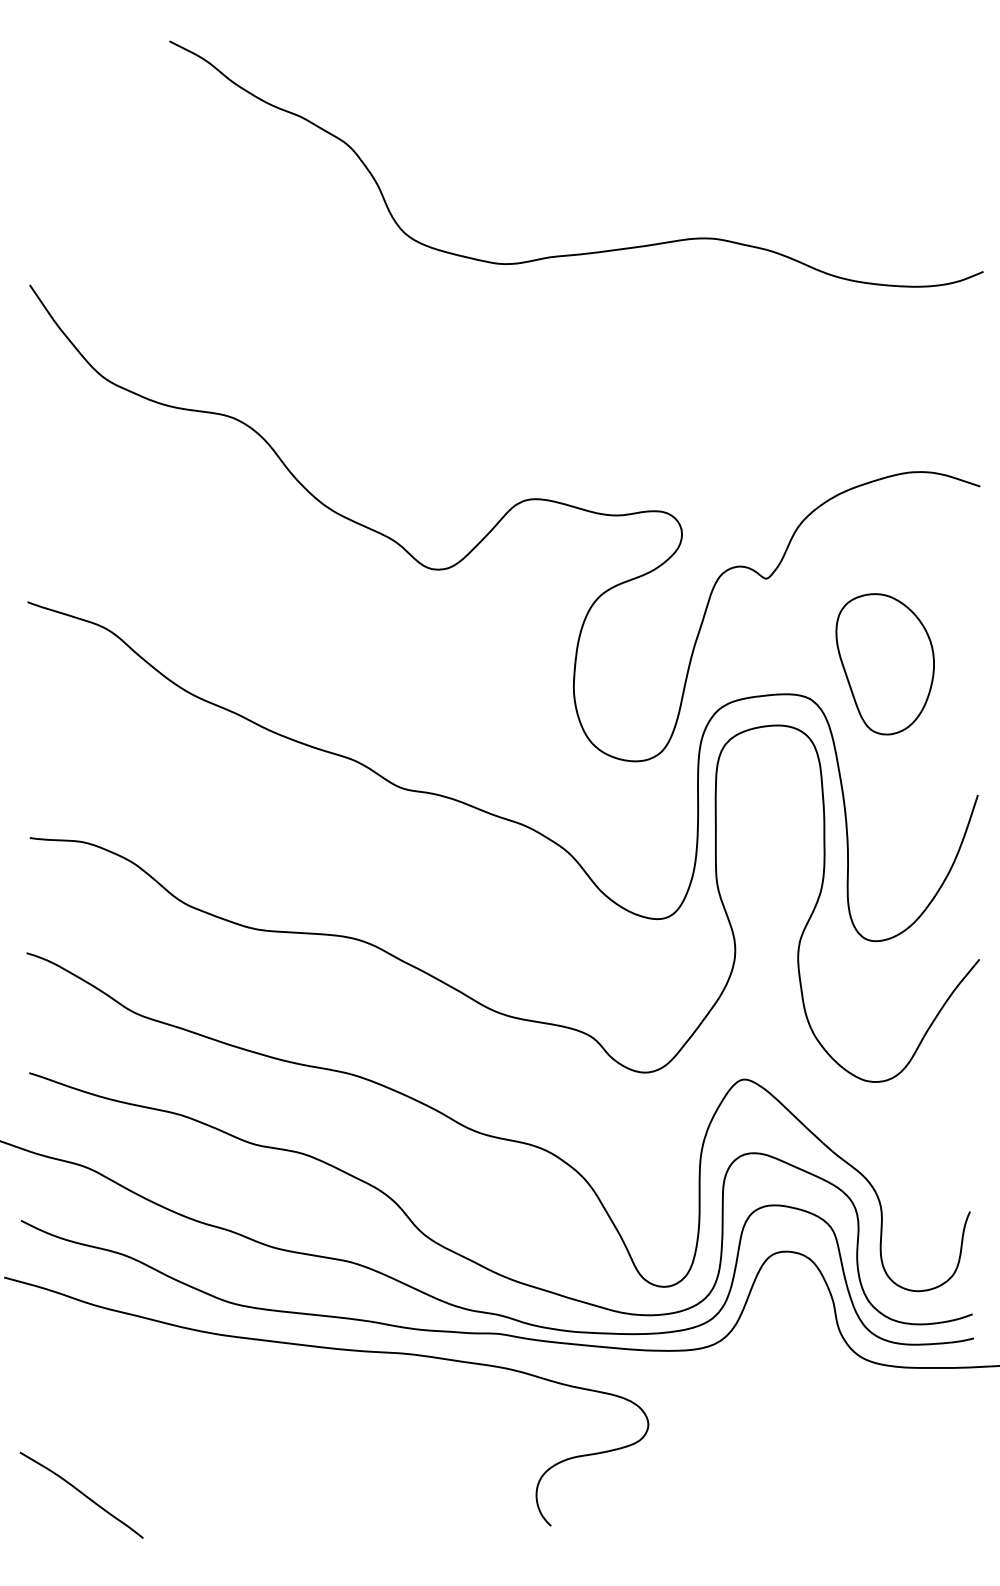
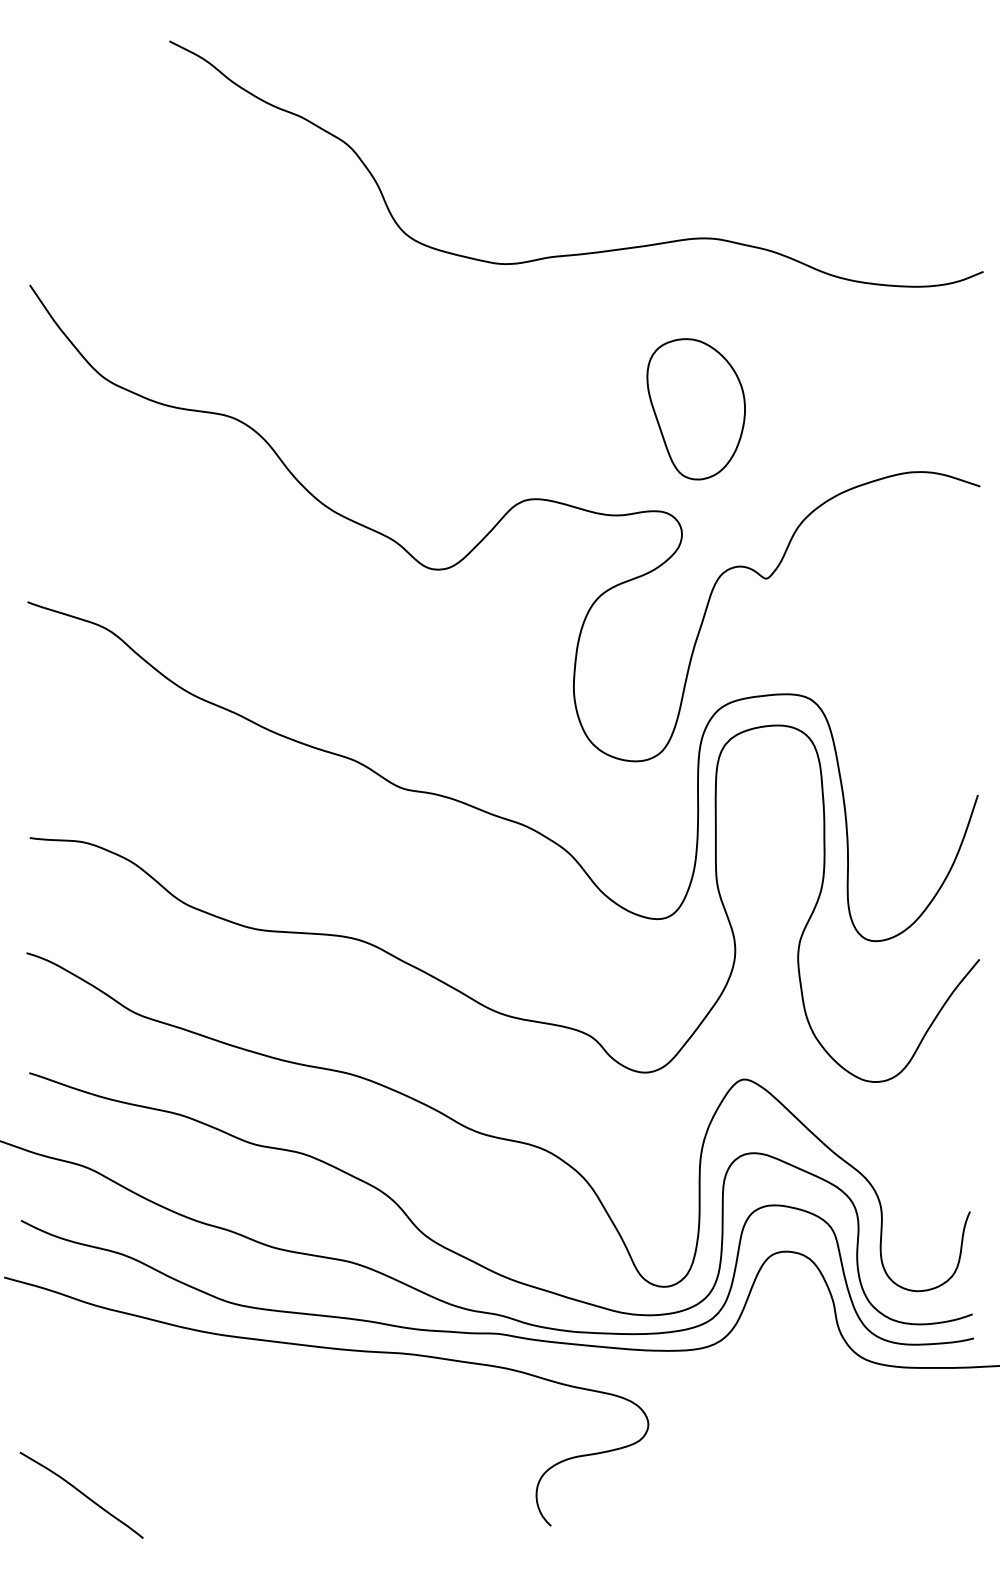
part position: (884, 664) -> (695, 409) (695, 409)
